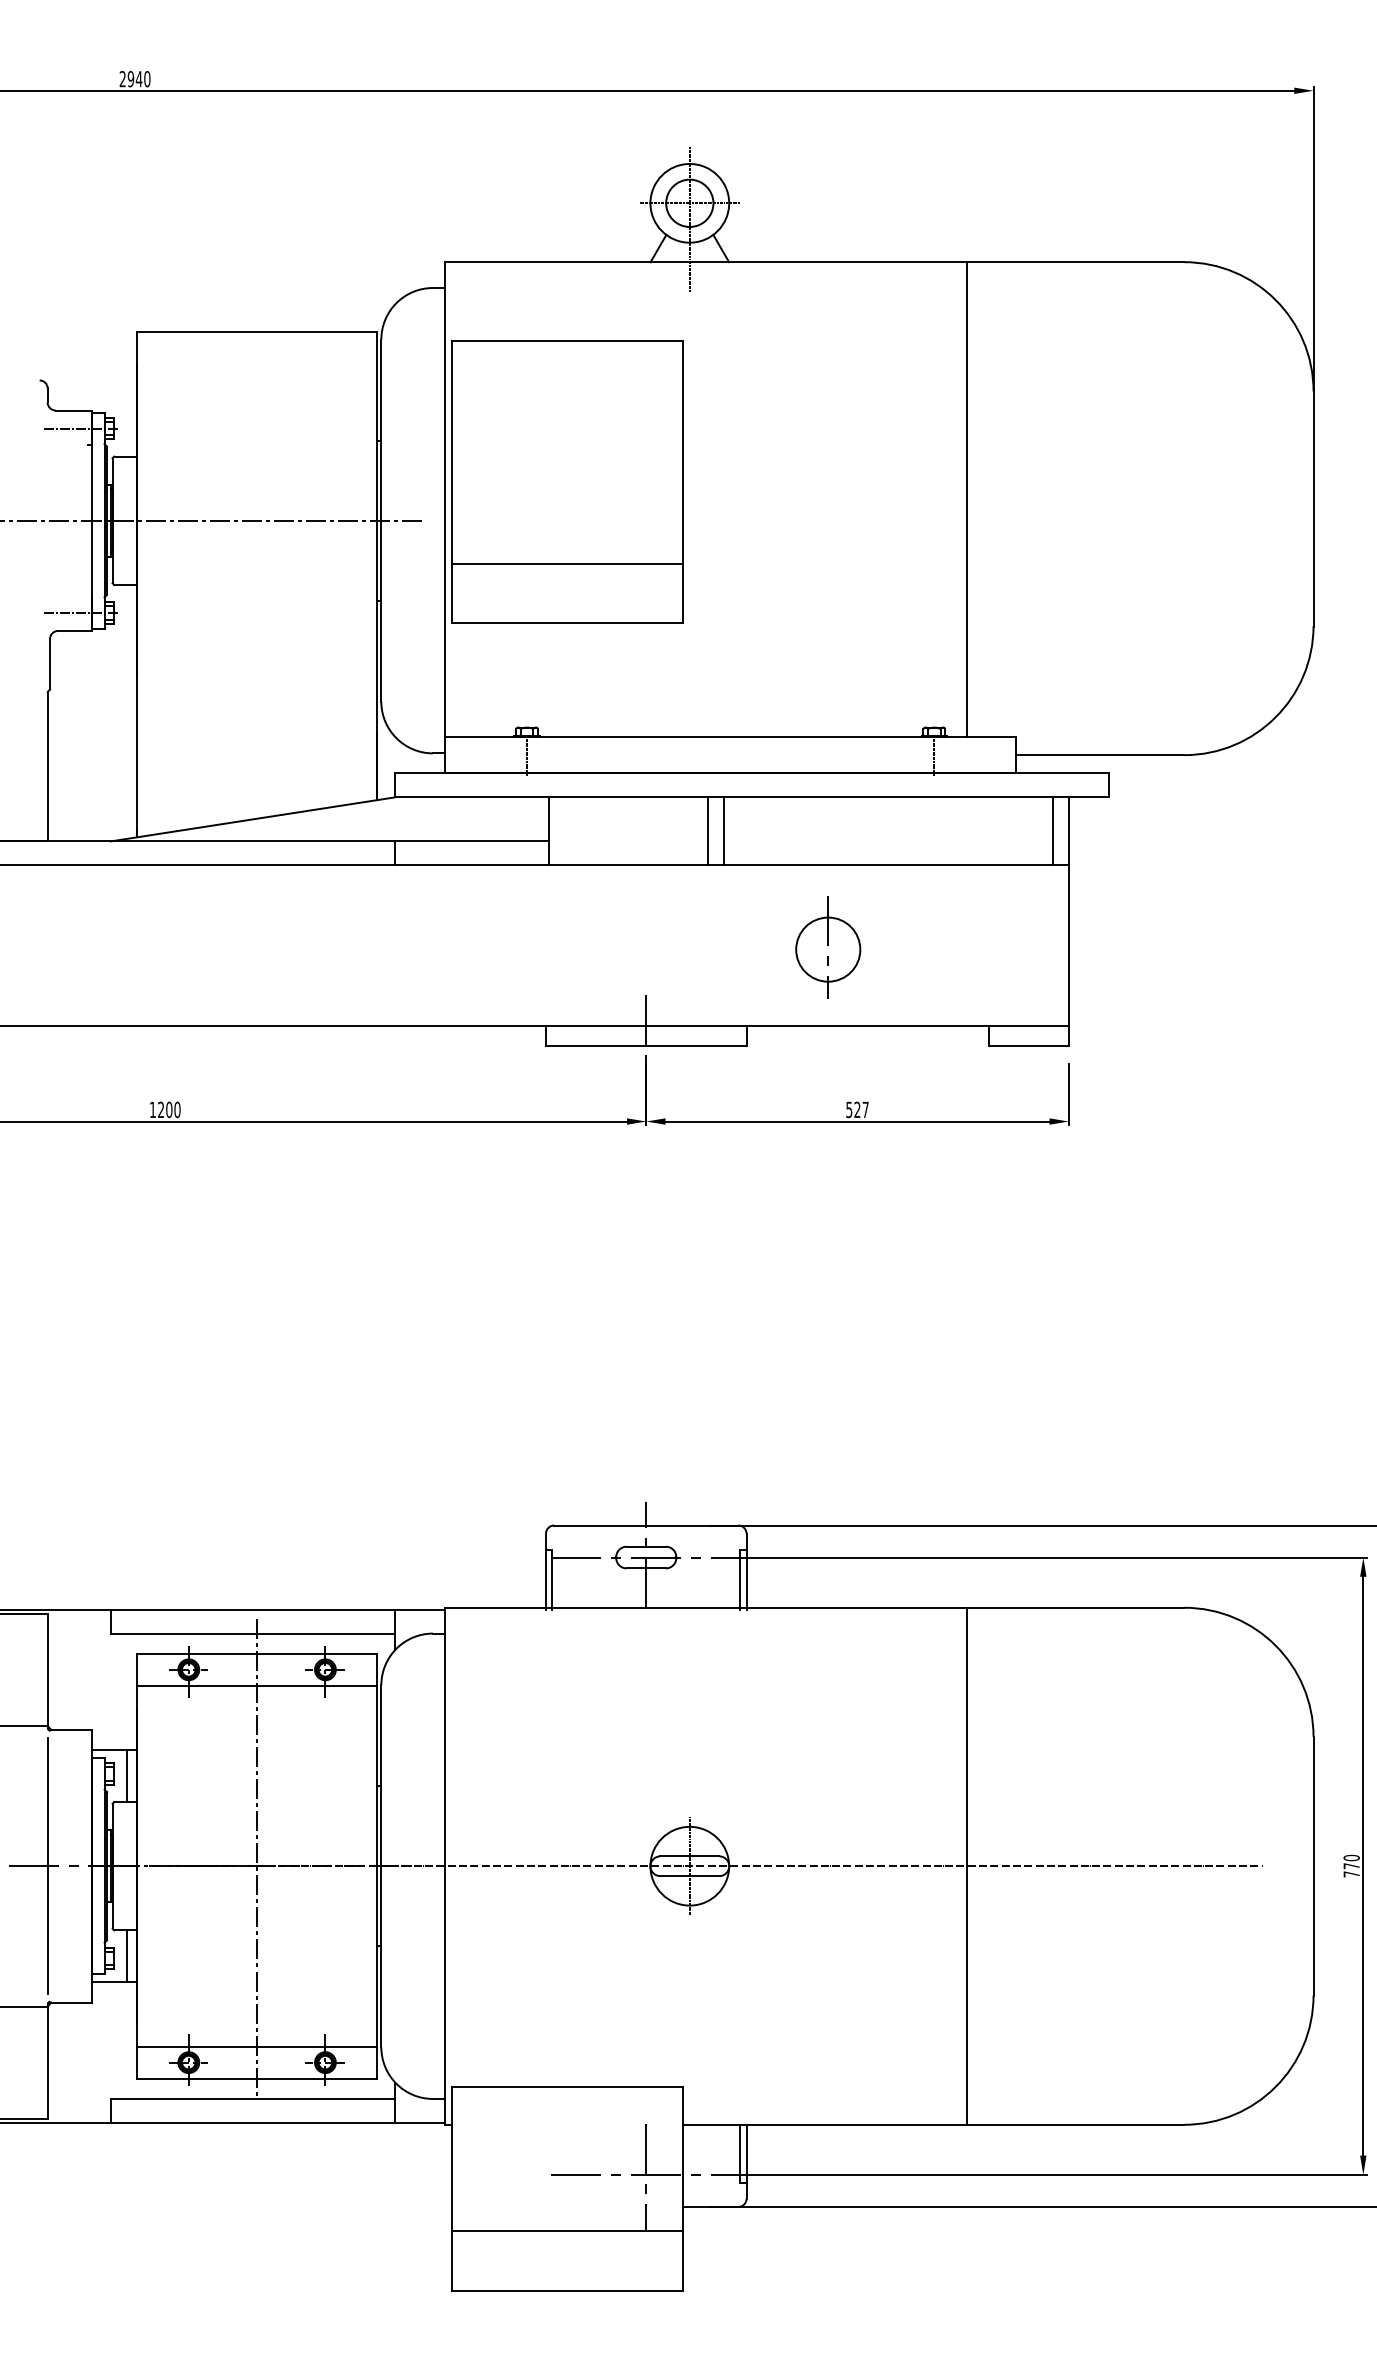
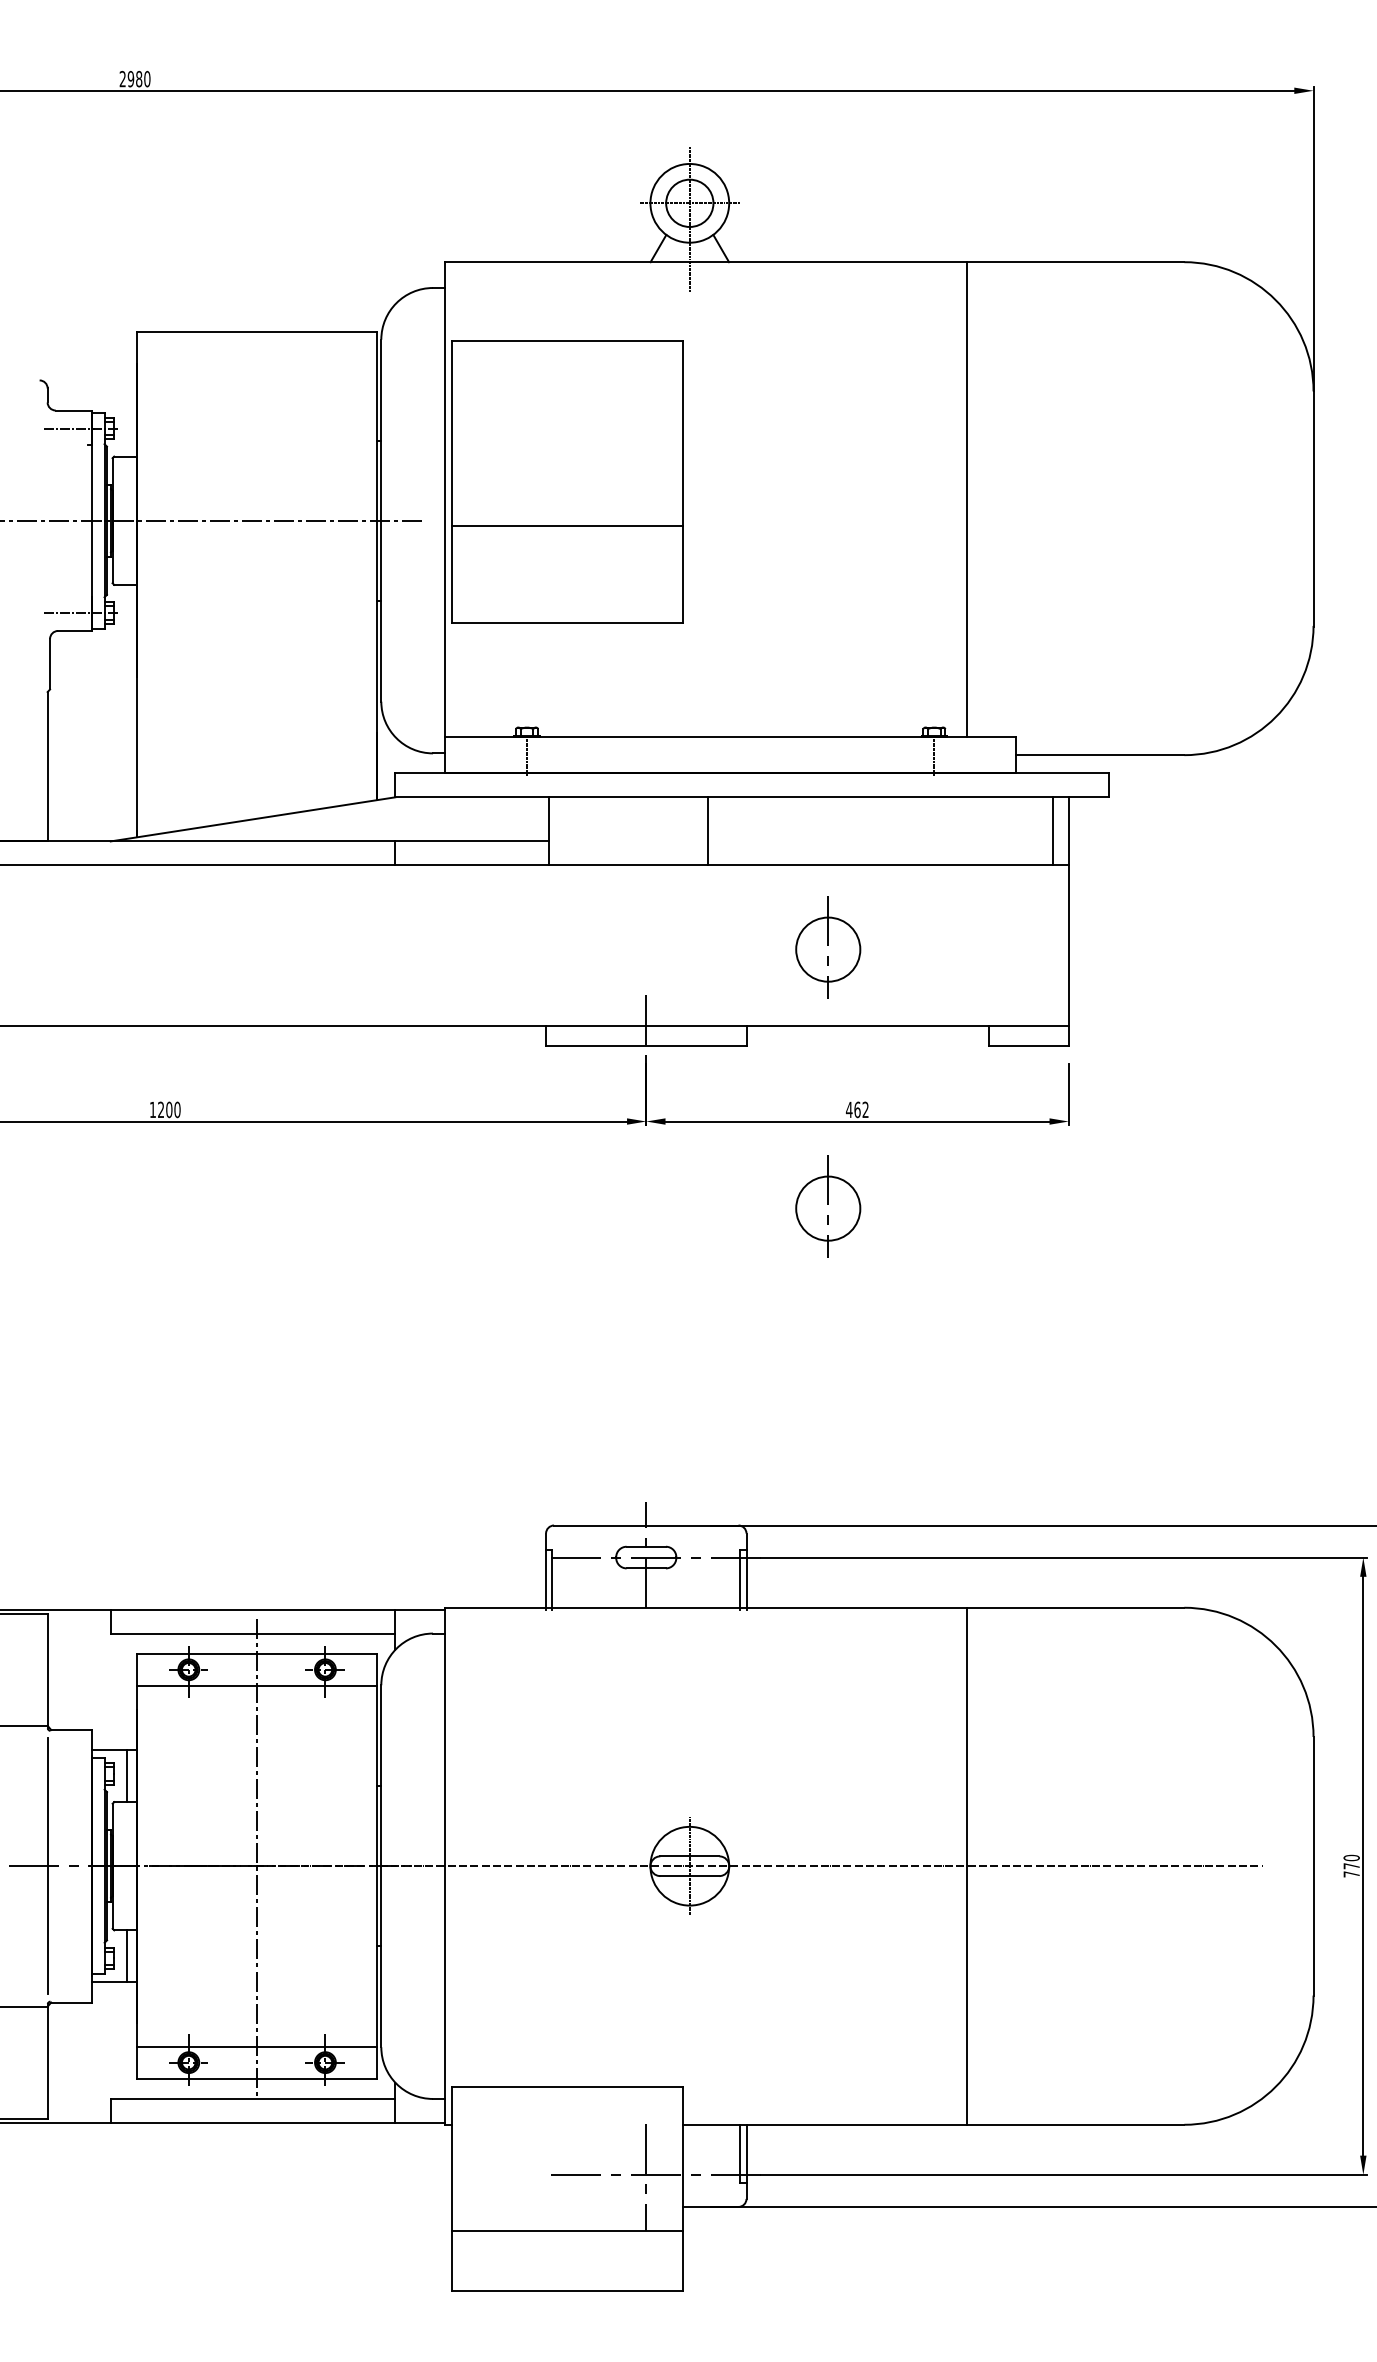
text: 2940 -> 2980 (138, 78)
line position: (566, 563) -> (566, 525) (566, 525)
line: present -> none (724, 831)
text: 527 -> 462 (856, 1109)
part: none -> present (828, 1206)
